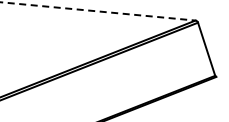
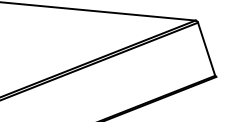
line: dashed -> solid (98, 11)
